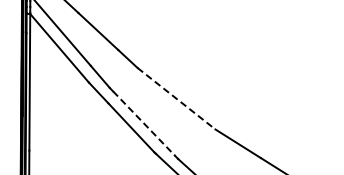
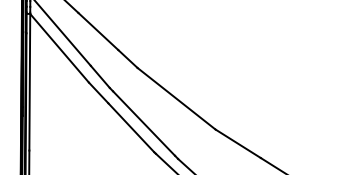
line: dashed -> solid (176, 98)
line: dashed -> solid (144, 123)
